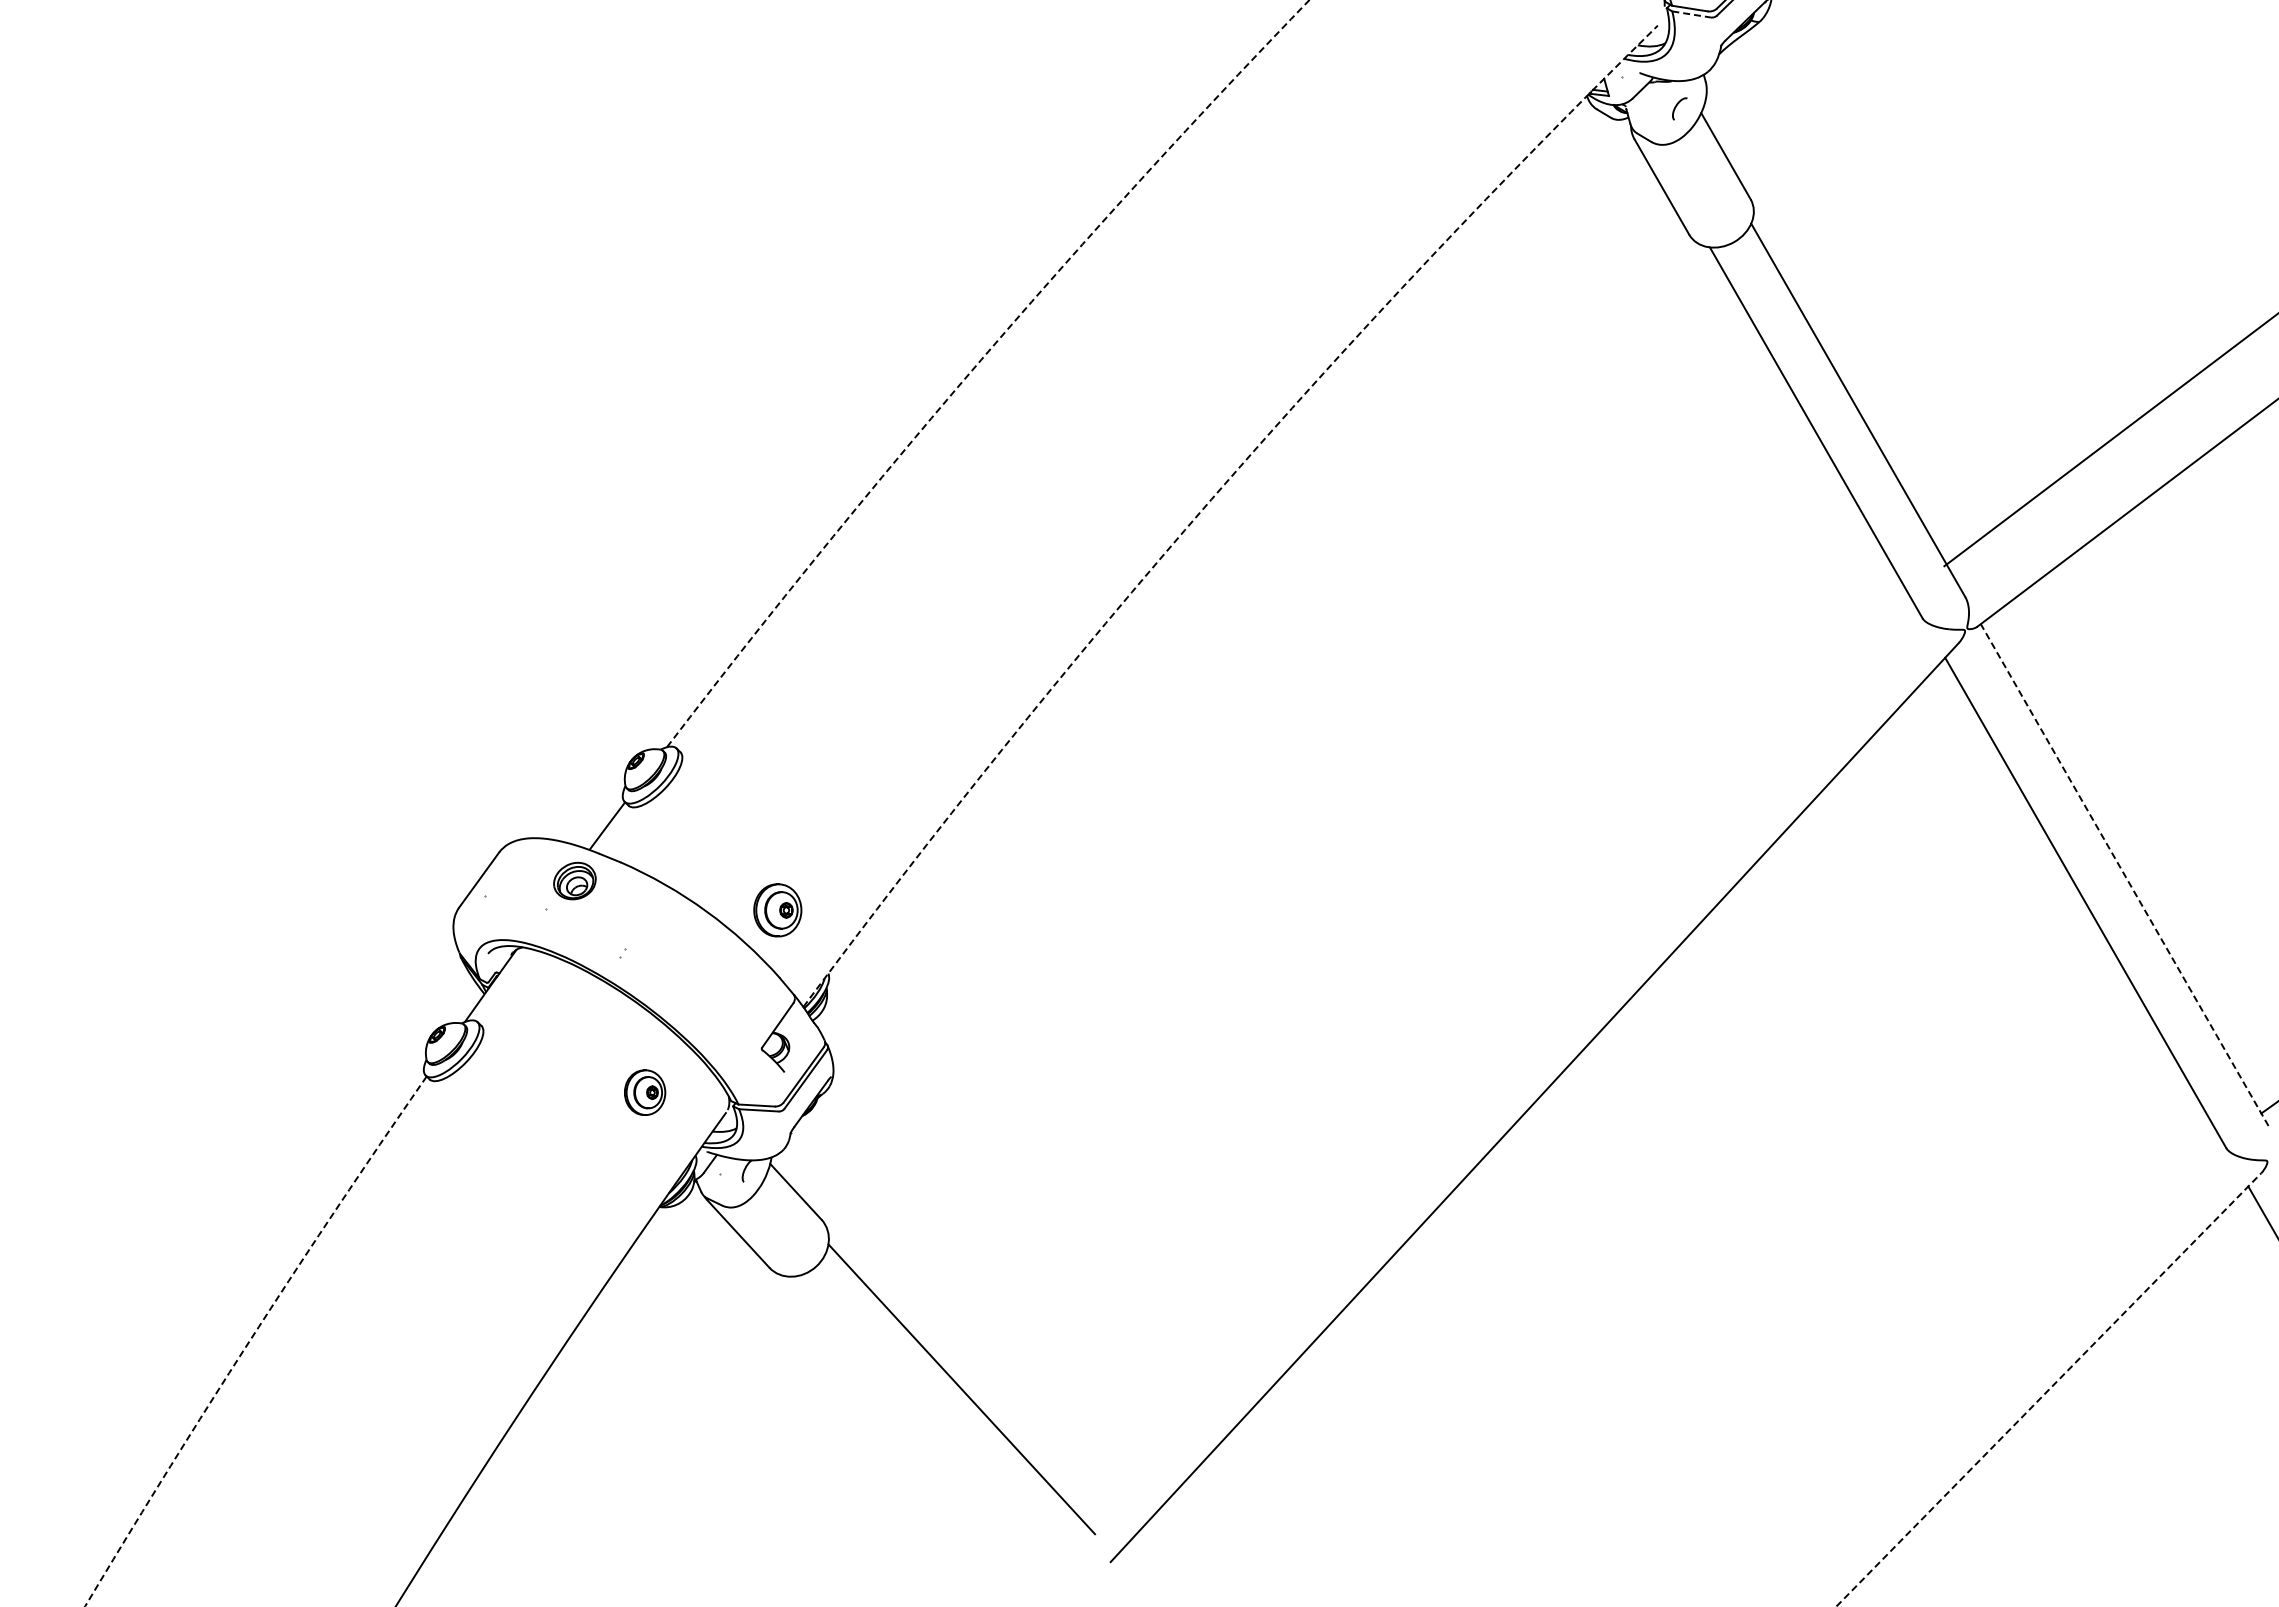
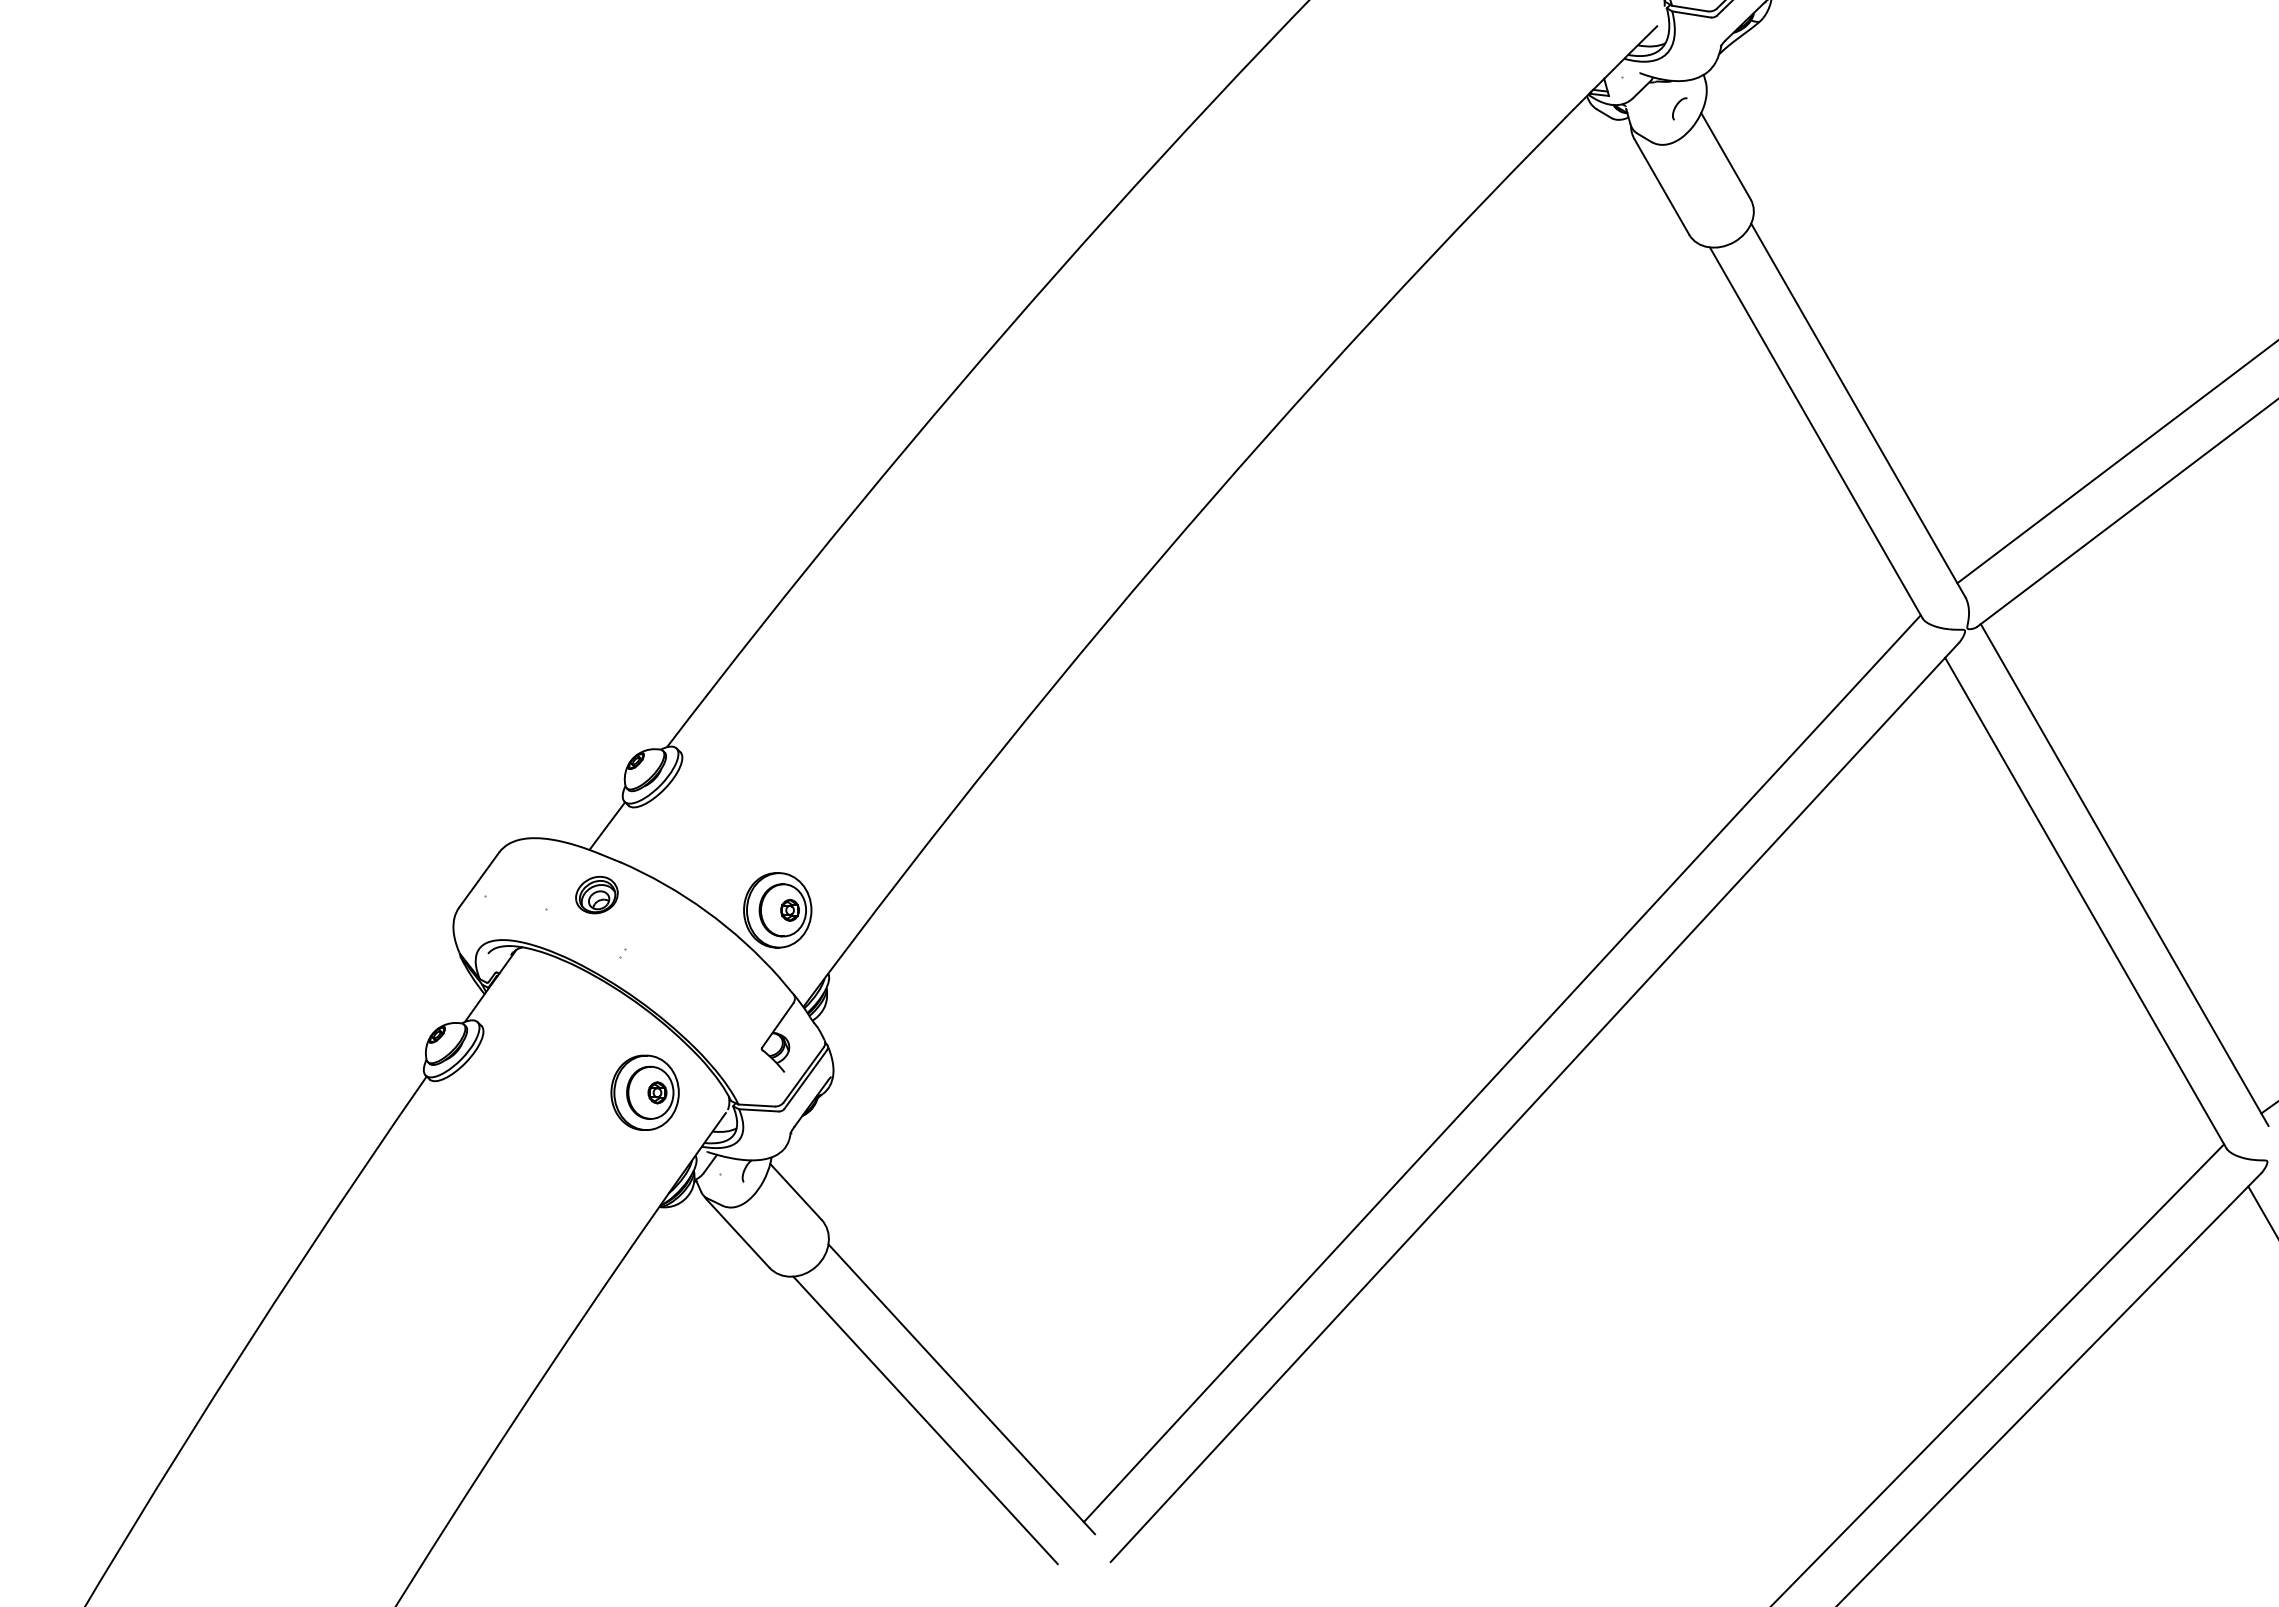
line: dashed -> solid (1691, 14)
arc: dashed -> solid (977, 364)
line position: (2109, 440) -> (2116, 462) (2116, 462)
line: dashed -> solid (1211, 499)
line: dashed -> solid (2124, 874)
part position: (574, 880) -> (596, 894) (596, 894)
part size: 50x55 px -> 70x77 px (777, 910)
line: none -> present (1501, 1068)
part size: 43x47 px -> 70x77 px (644, 1092)
arc: dashed -> solid (251, 1339)
line: none -> present (1998, 1373)
line: dashed -> solid (2049, 1389)
line: none -> present (925, 1420)
